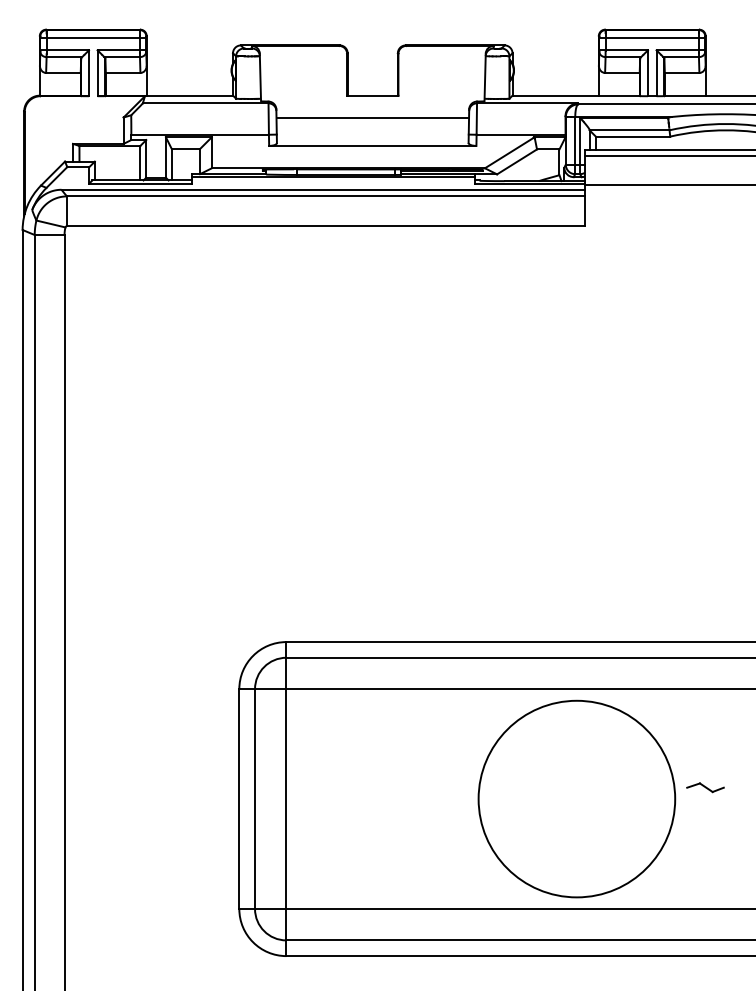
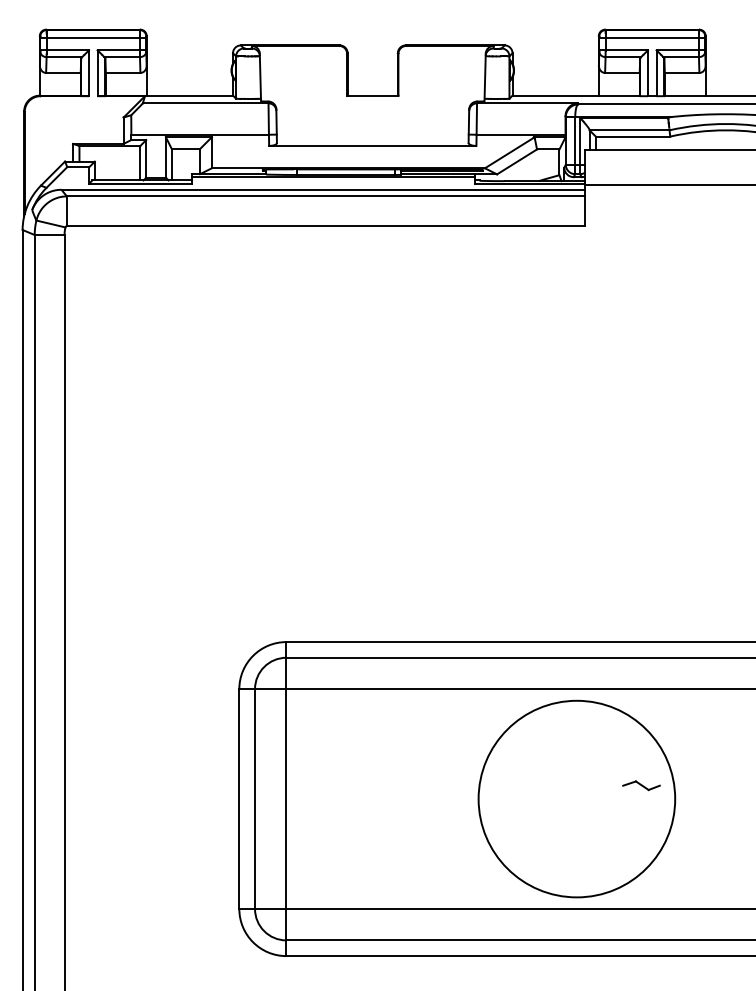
line: present -> none (372, 117)
line: present -> none (668, 155)
part position: (705, 787) -> (641, 785) (641, 785)
